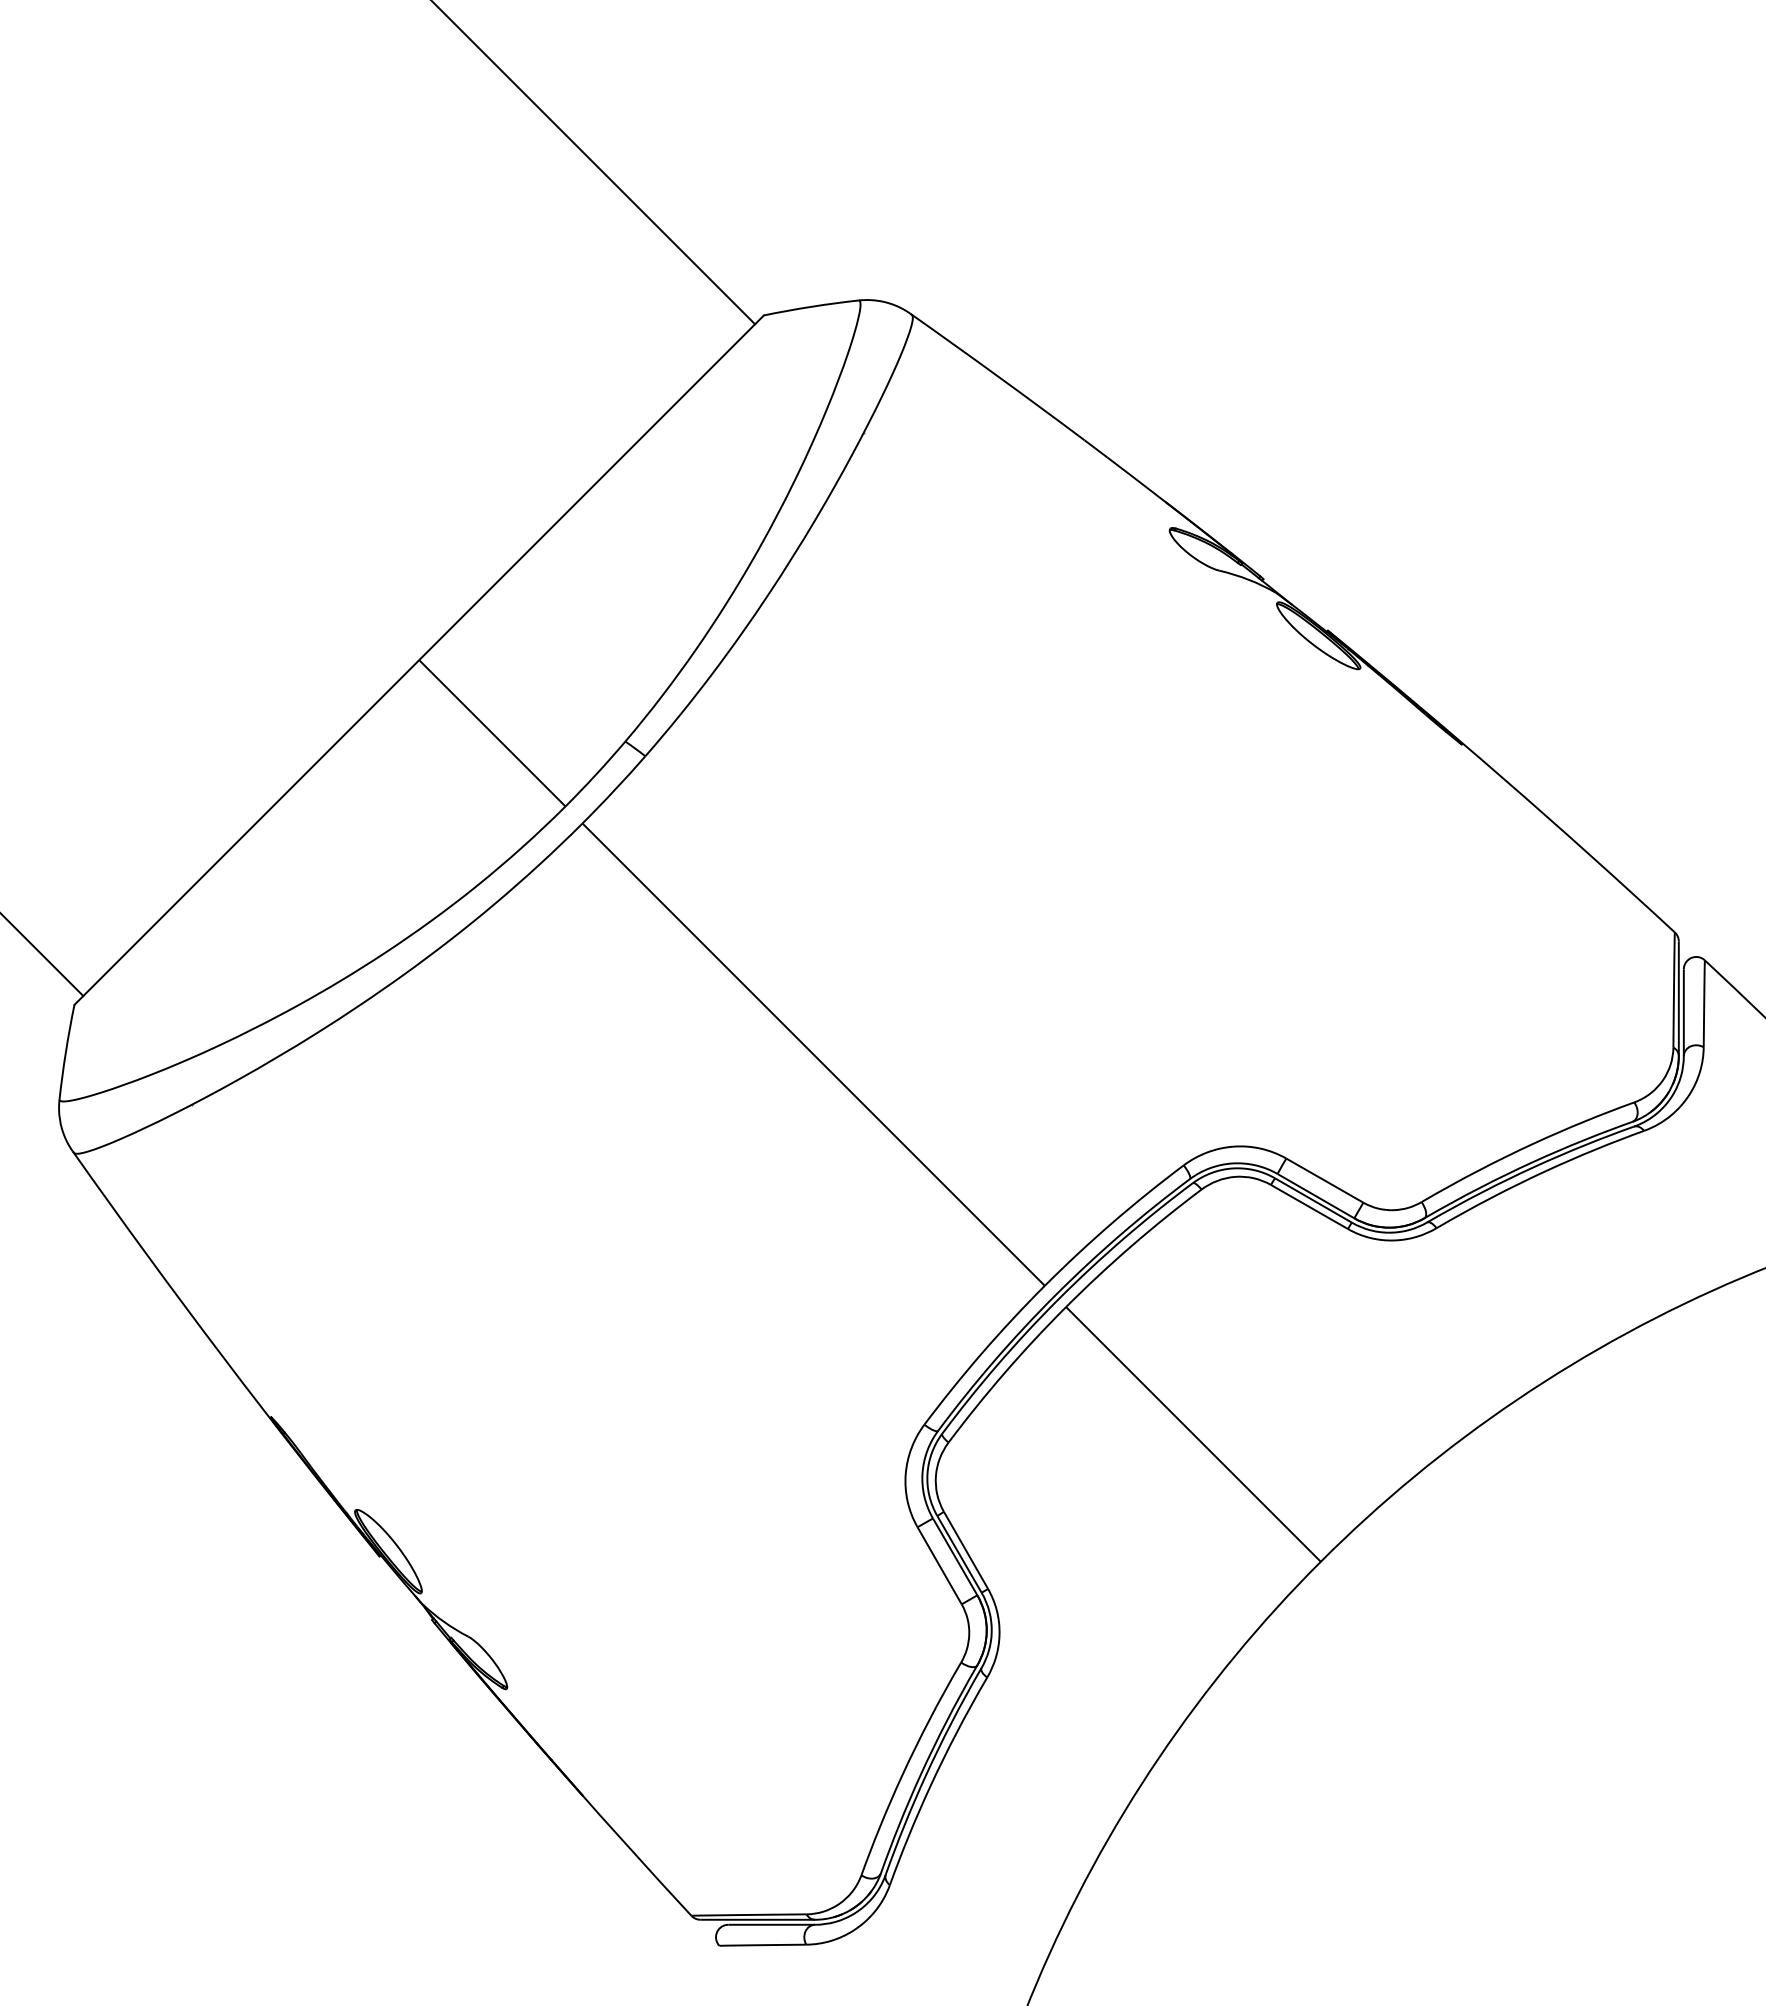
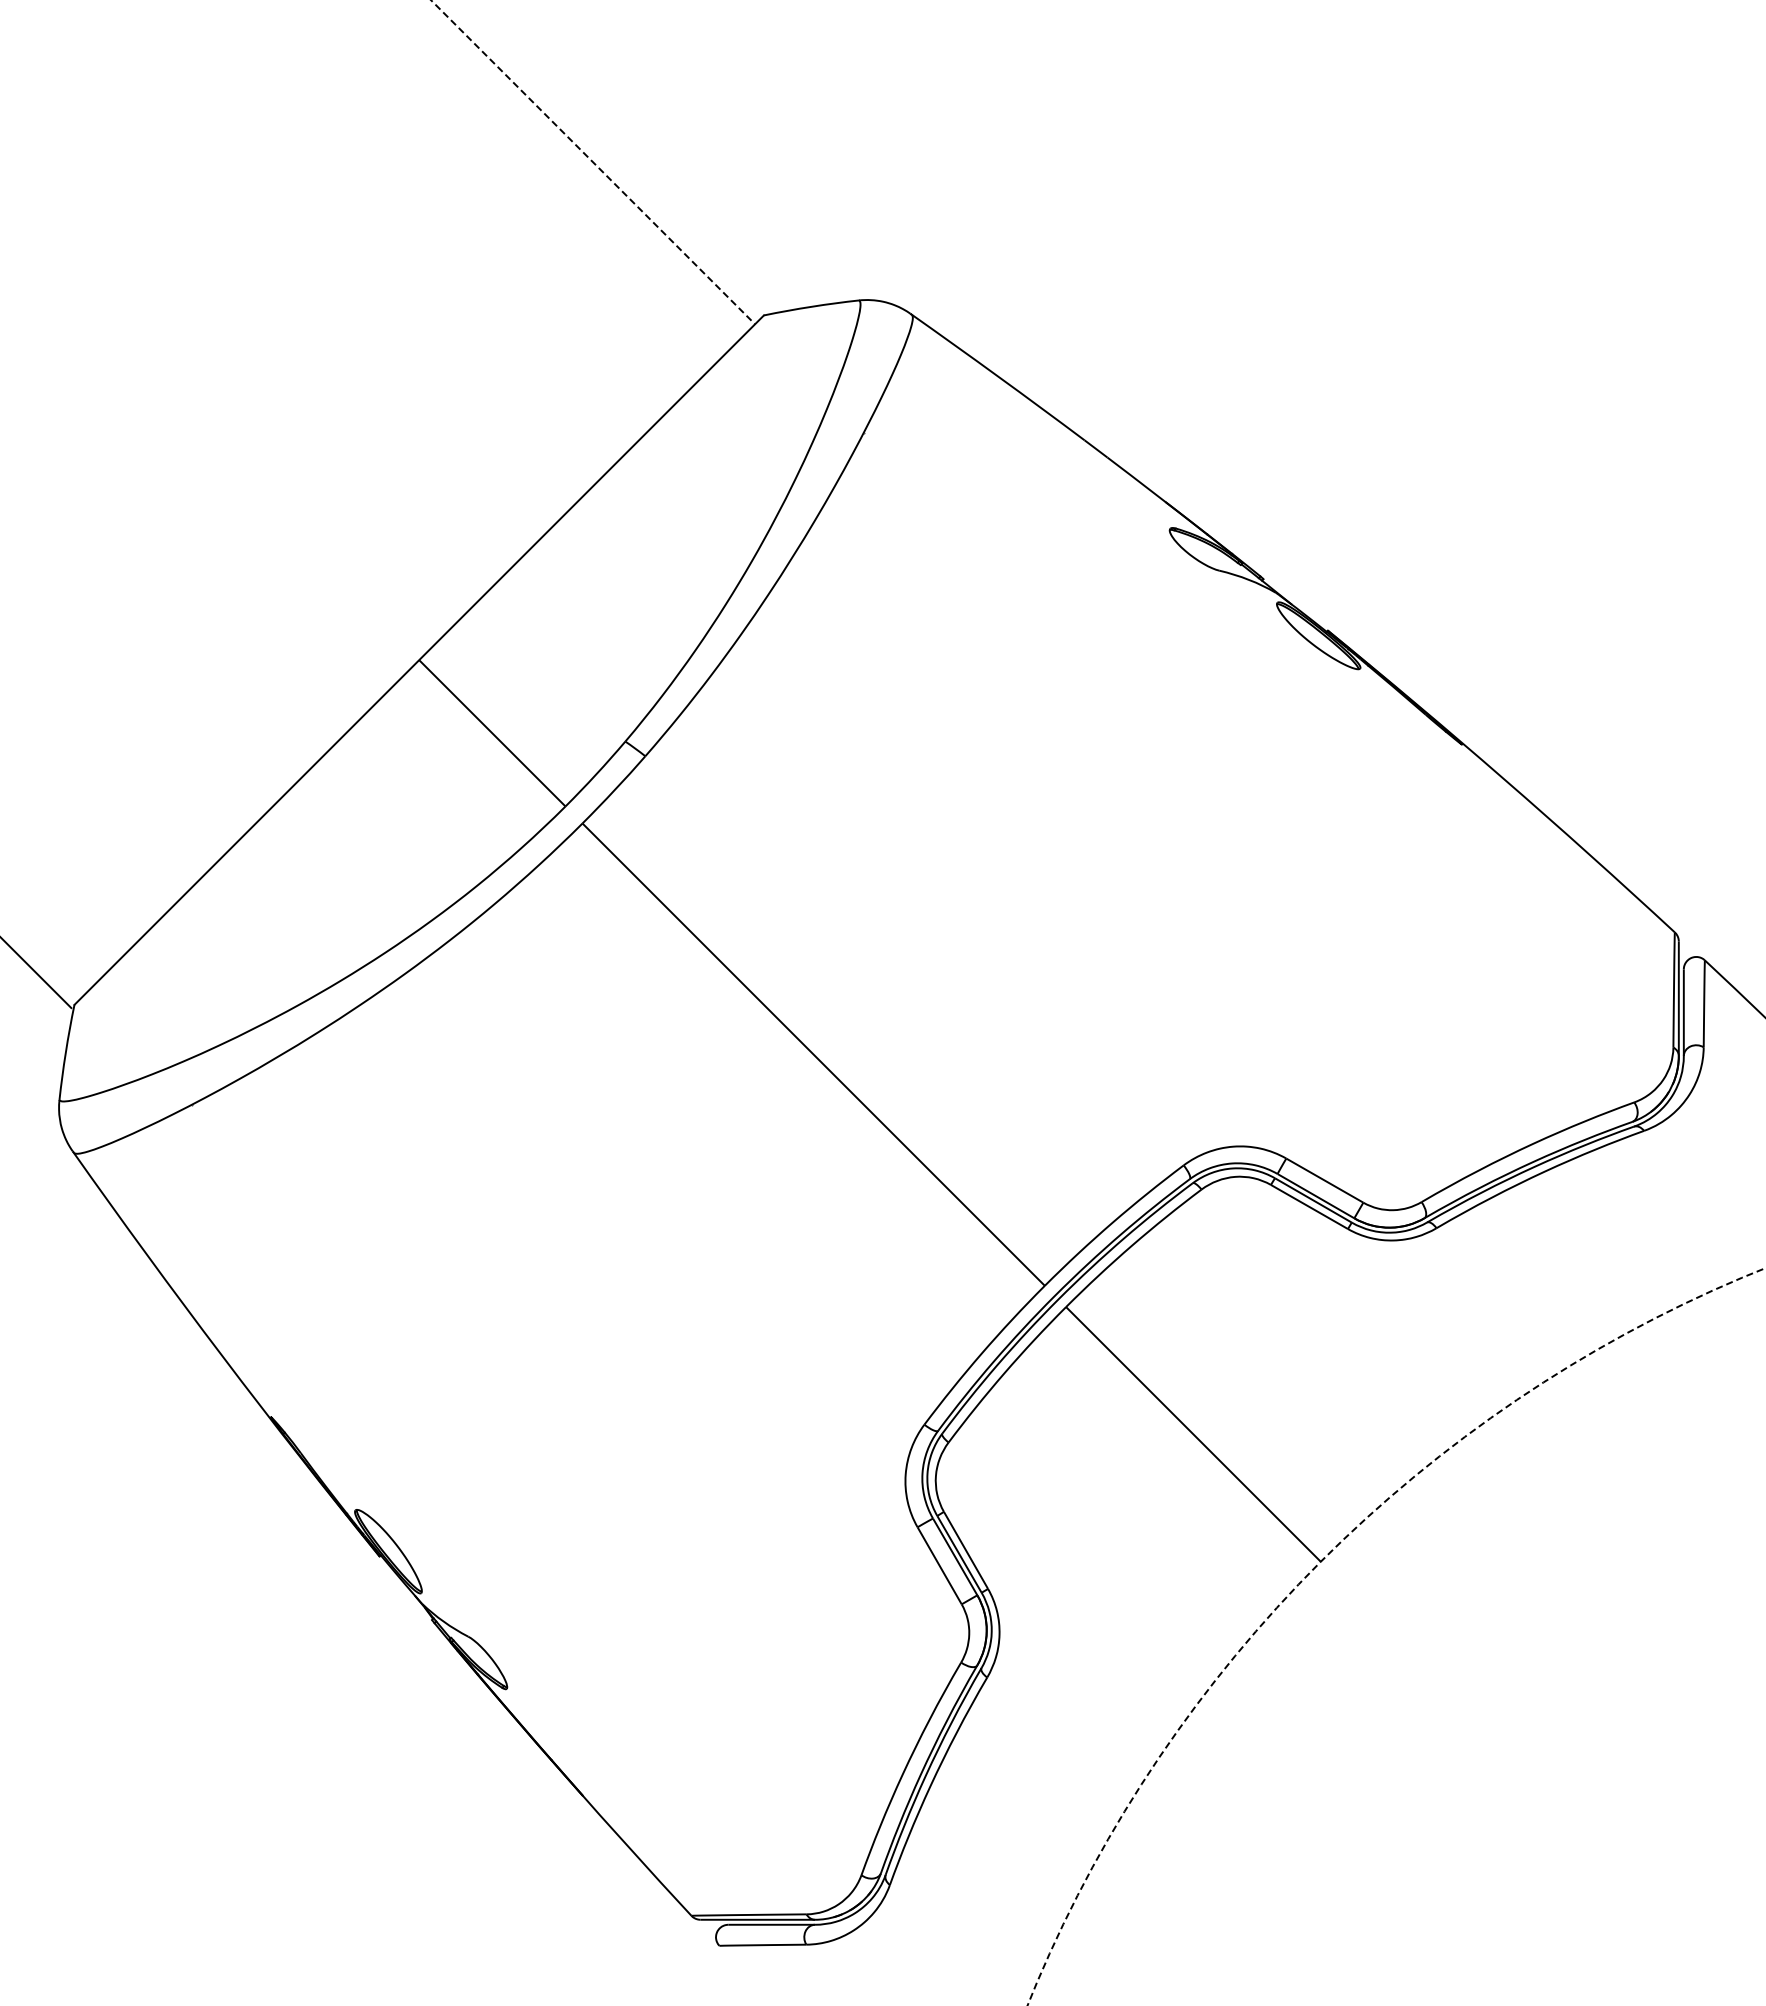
line: solid -> dashed (593, 162)
line position: (42, 955) -> (36, 973) (36, 973)
circle: solid -> dashed (1396, 1636)
